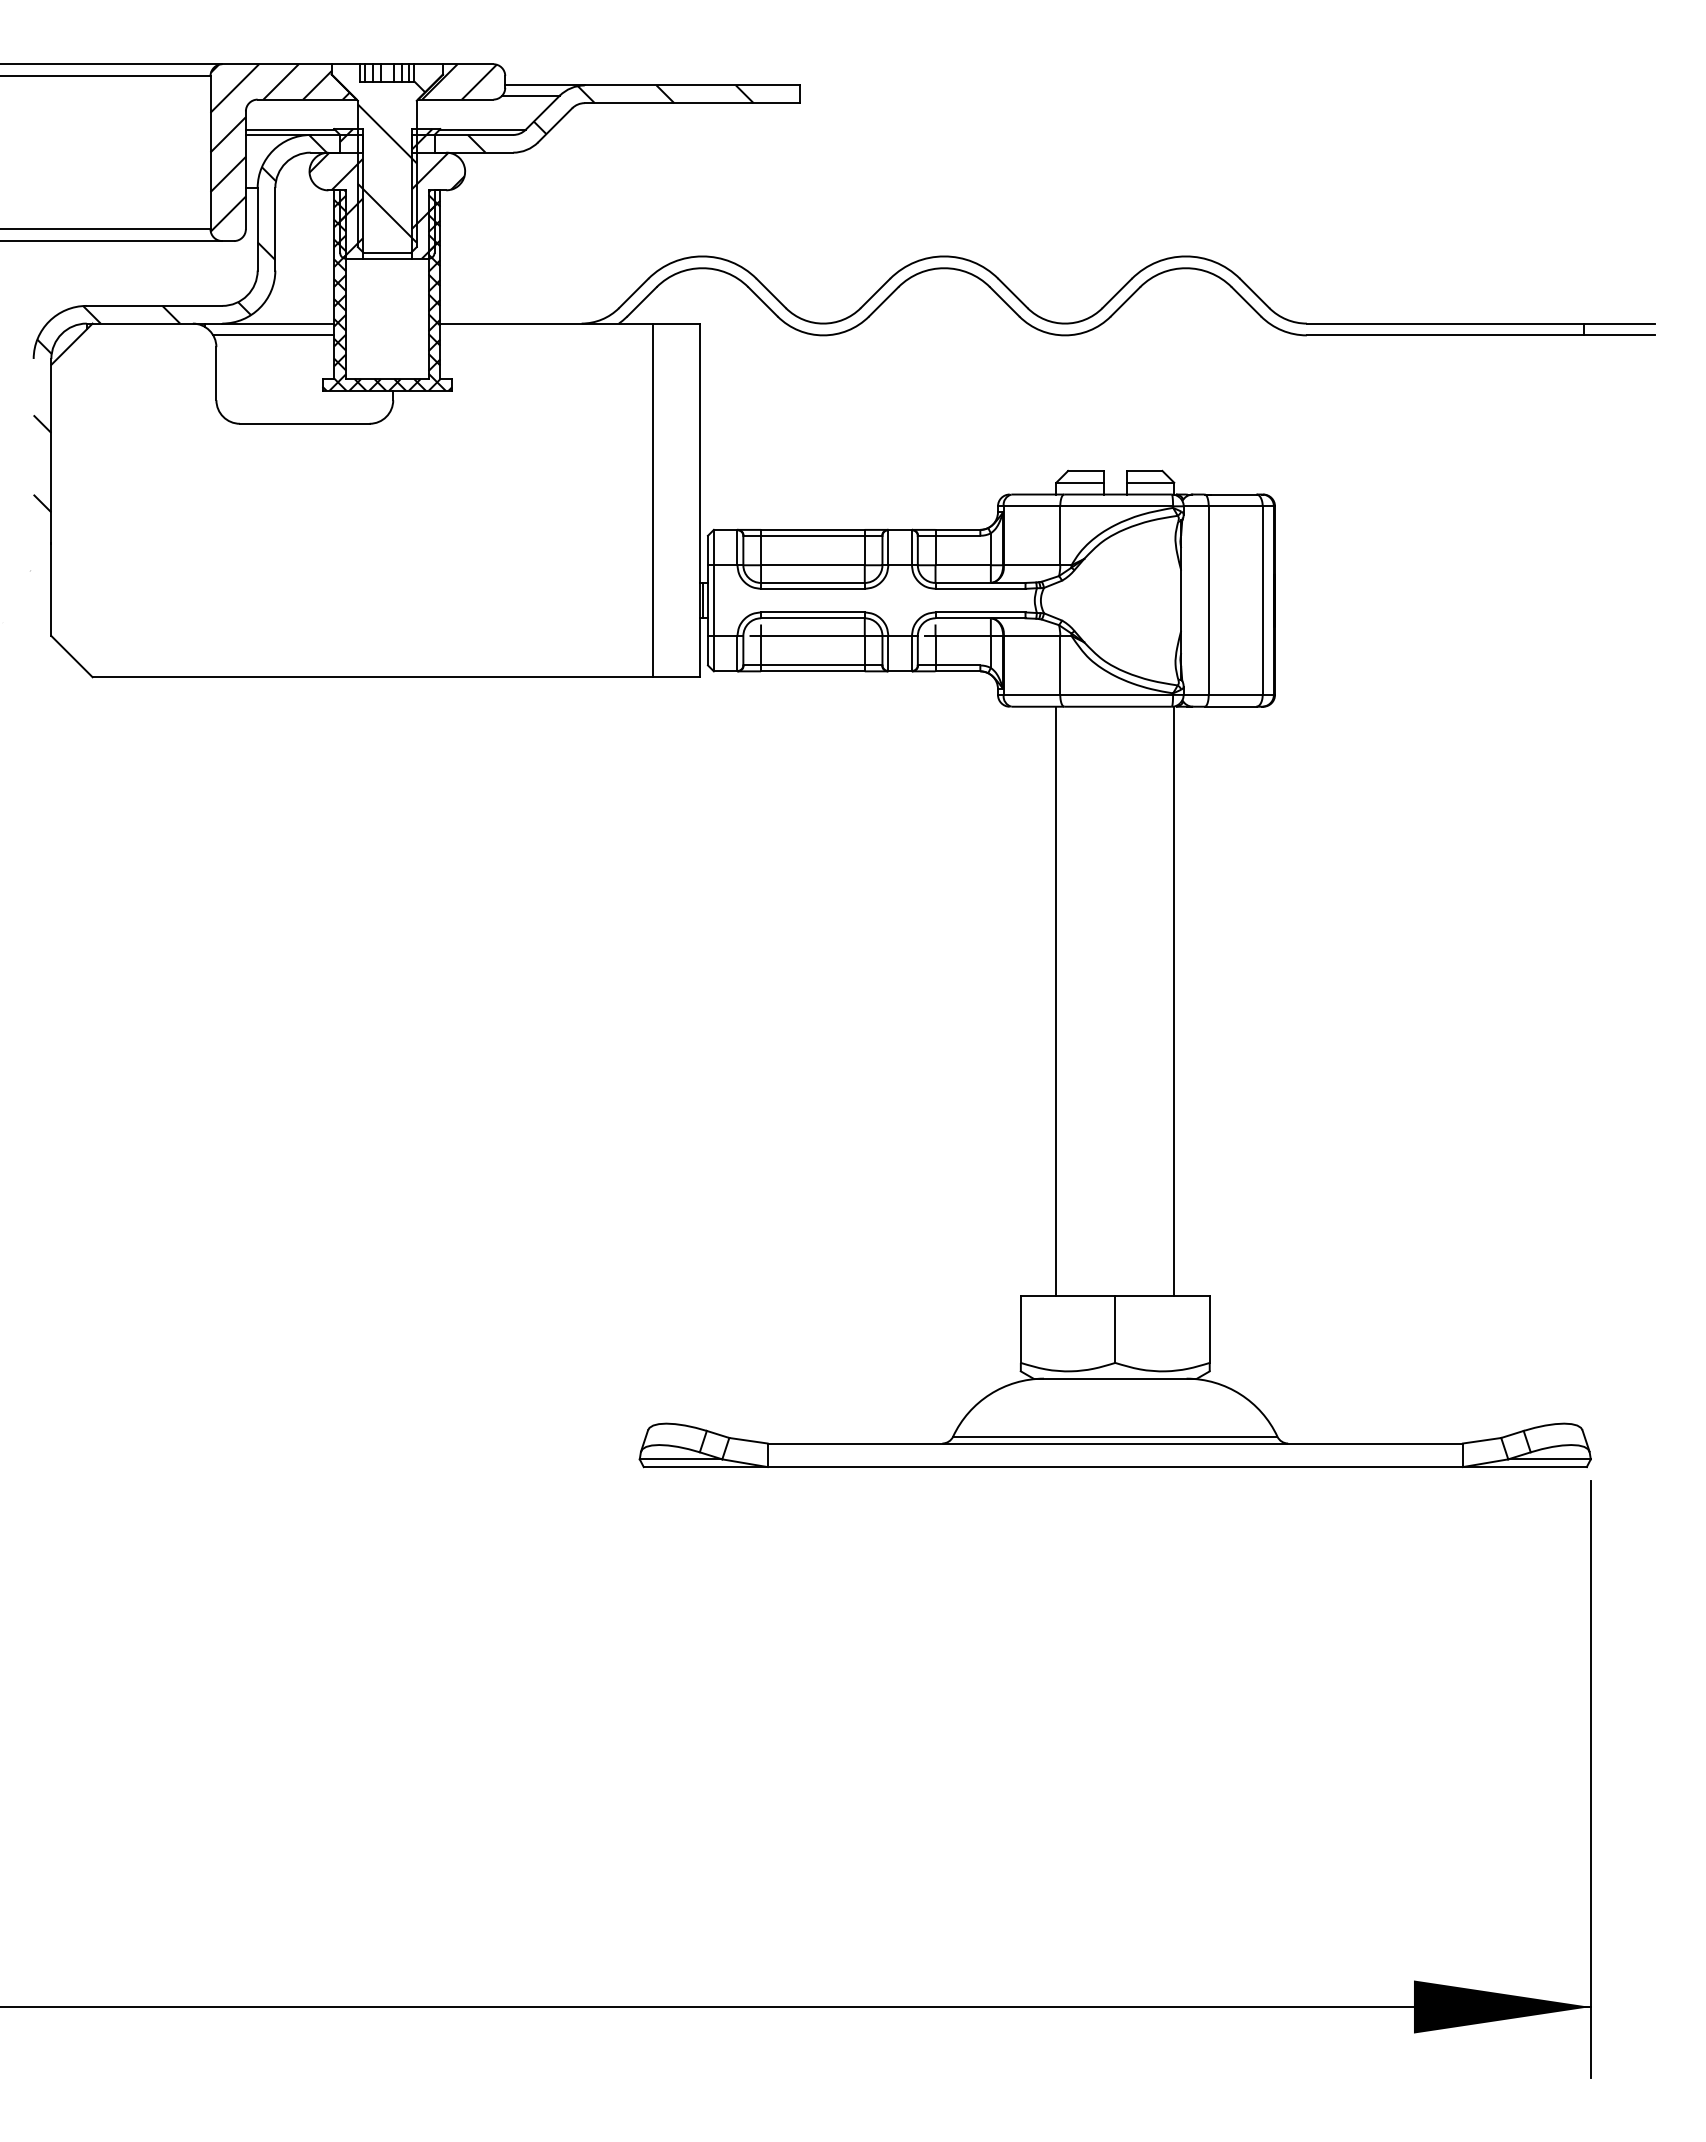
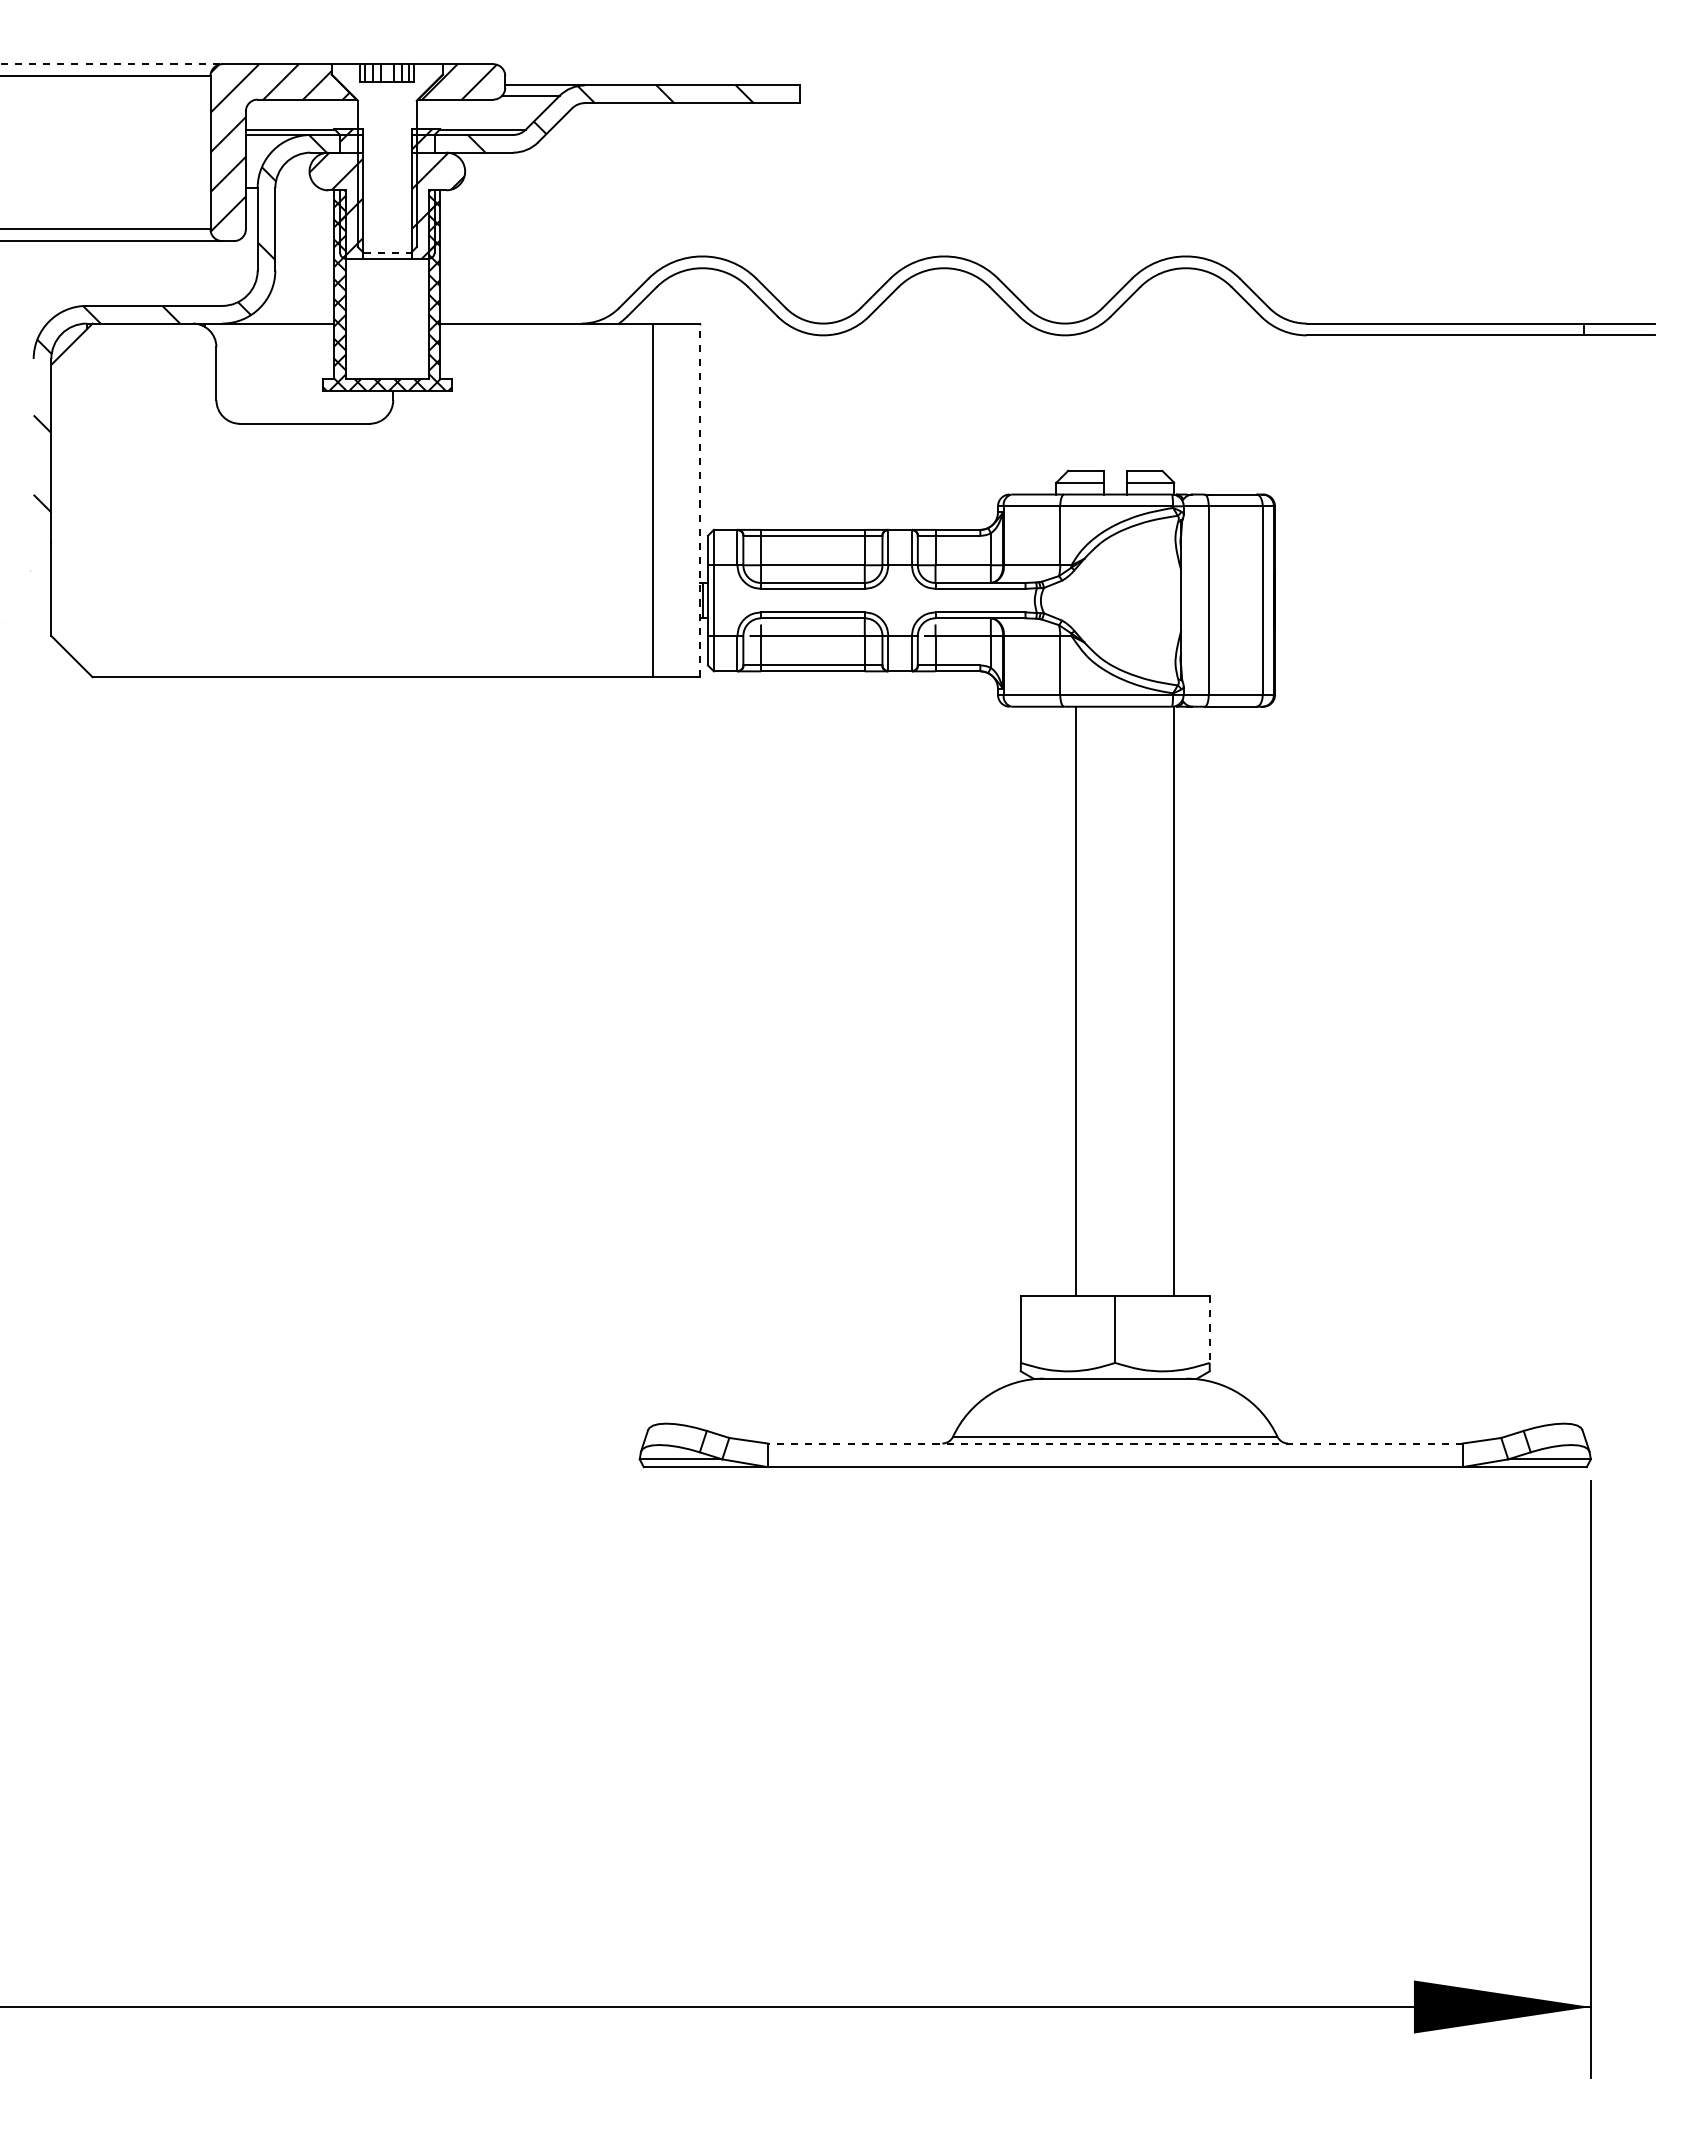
line: solid -> dashed (111, 64)
hatch: present -> none (391, 161)
line: solid -> dashed (387, 252)
line: present -> none (273, 335)
line: solid -> dashed (699, 500)
line position: (1056, 1001) -> (1076, 1001) (1076, 1001)
line: solid -> dashed (1209, 1330)
line: solid -> dashed (1115, 1443)
